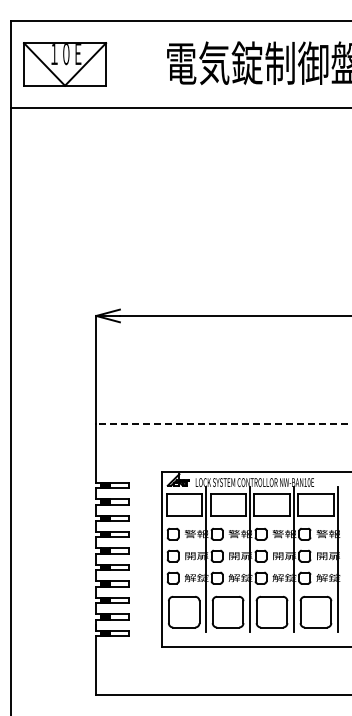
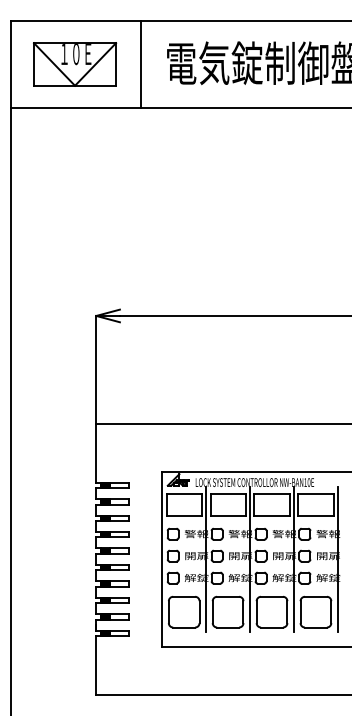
part position: (65, 64) -> (75, 64) (75, 64)
line: none -> present (140, 64)
line: dashed -> solid (223, 424)
